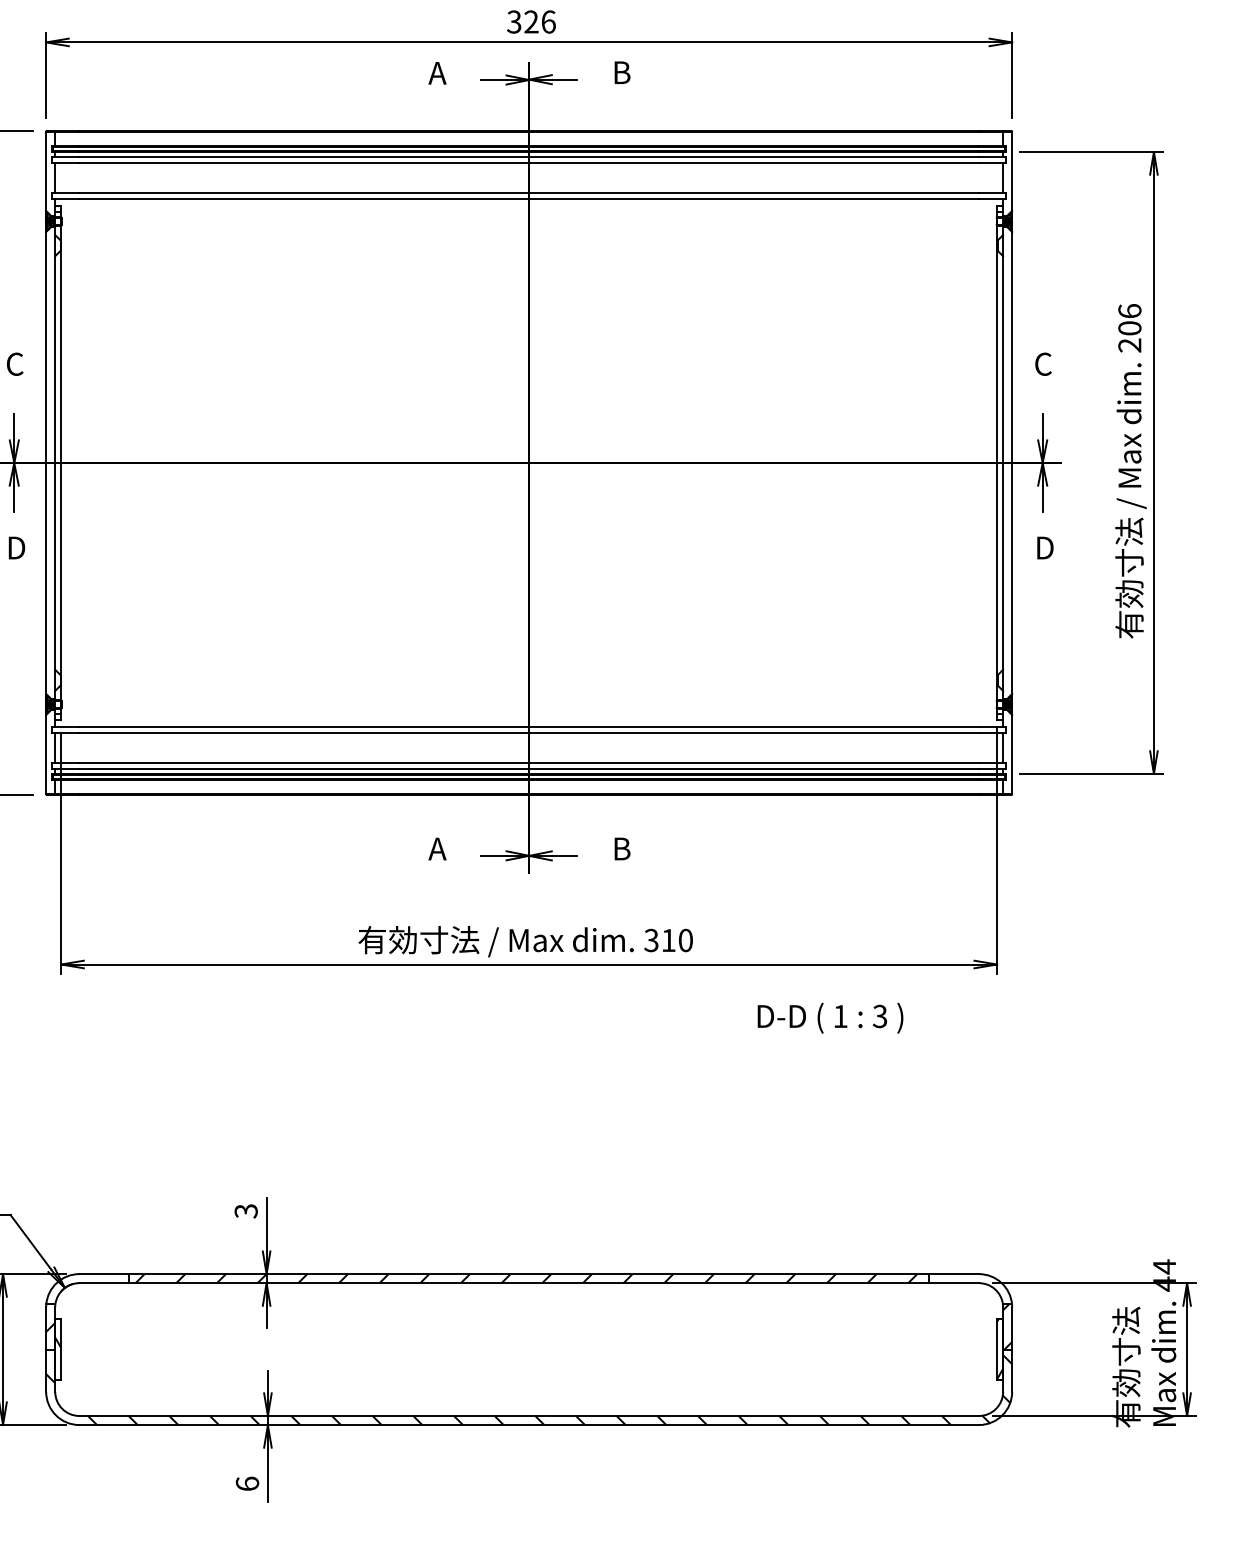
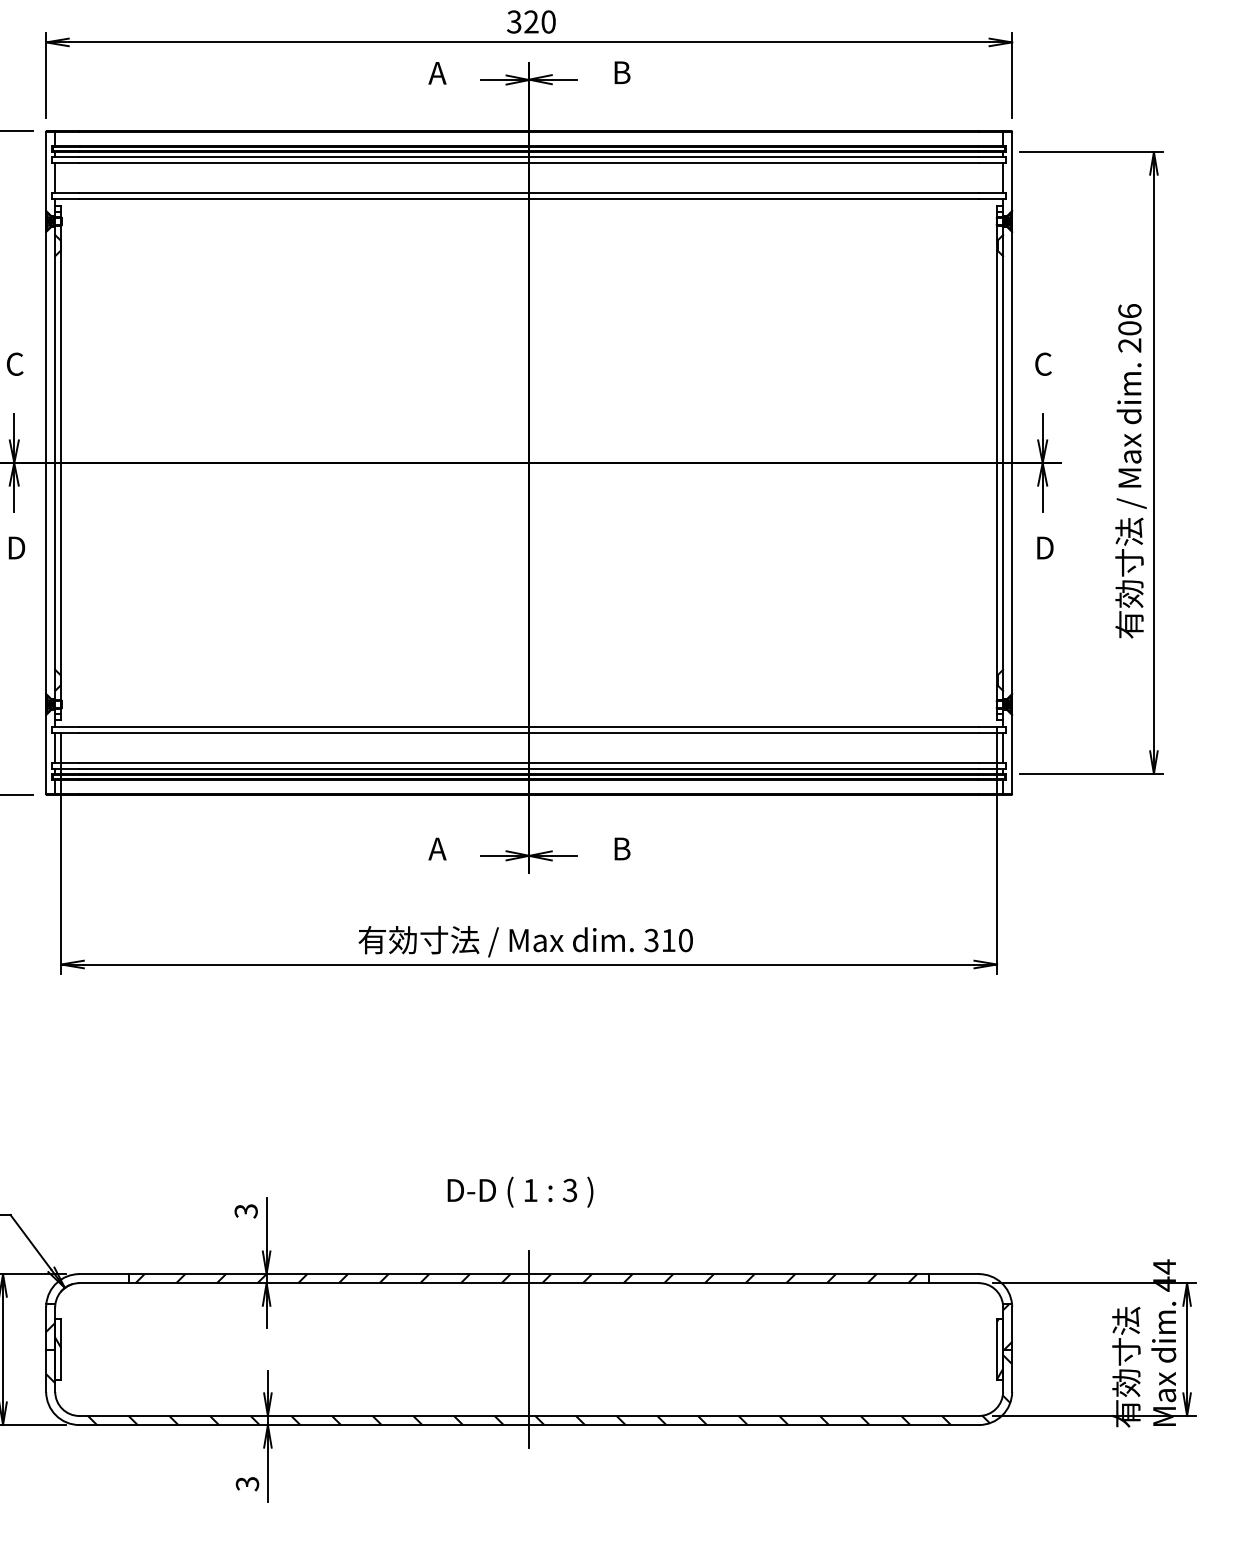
text: 326 -> 320 (548, 21)
text position: (830, 1017) -> (520, 1191) (520, 1191)
line: none -> present (529, 1349)
text: 6 -> 3 (247, 1483)
